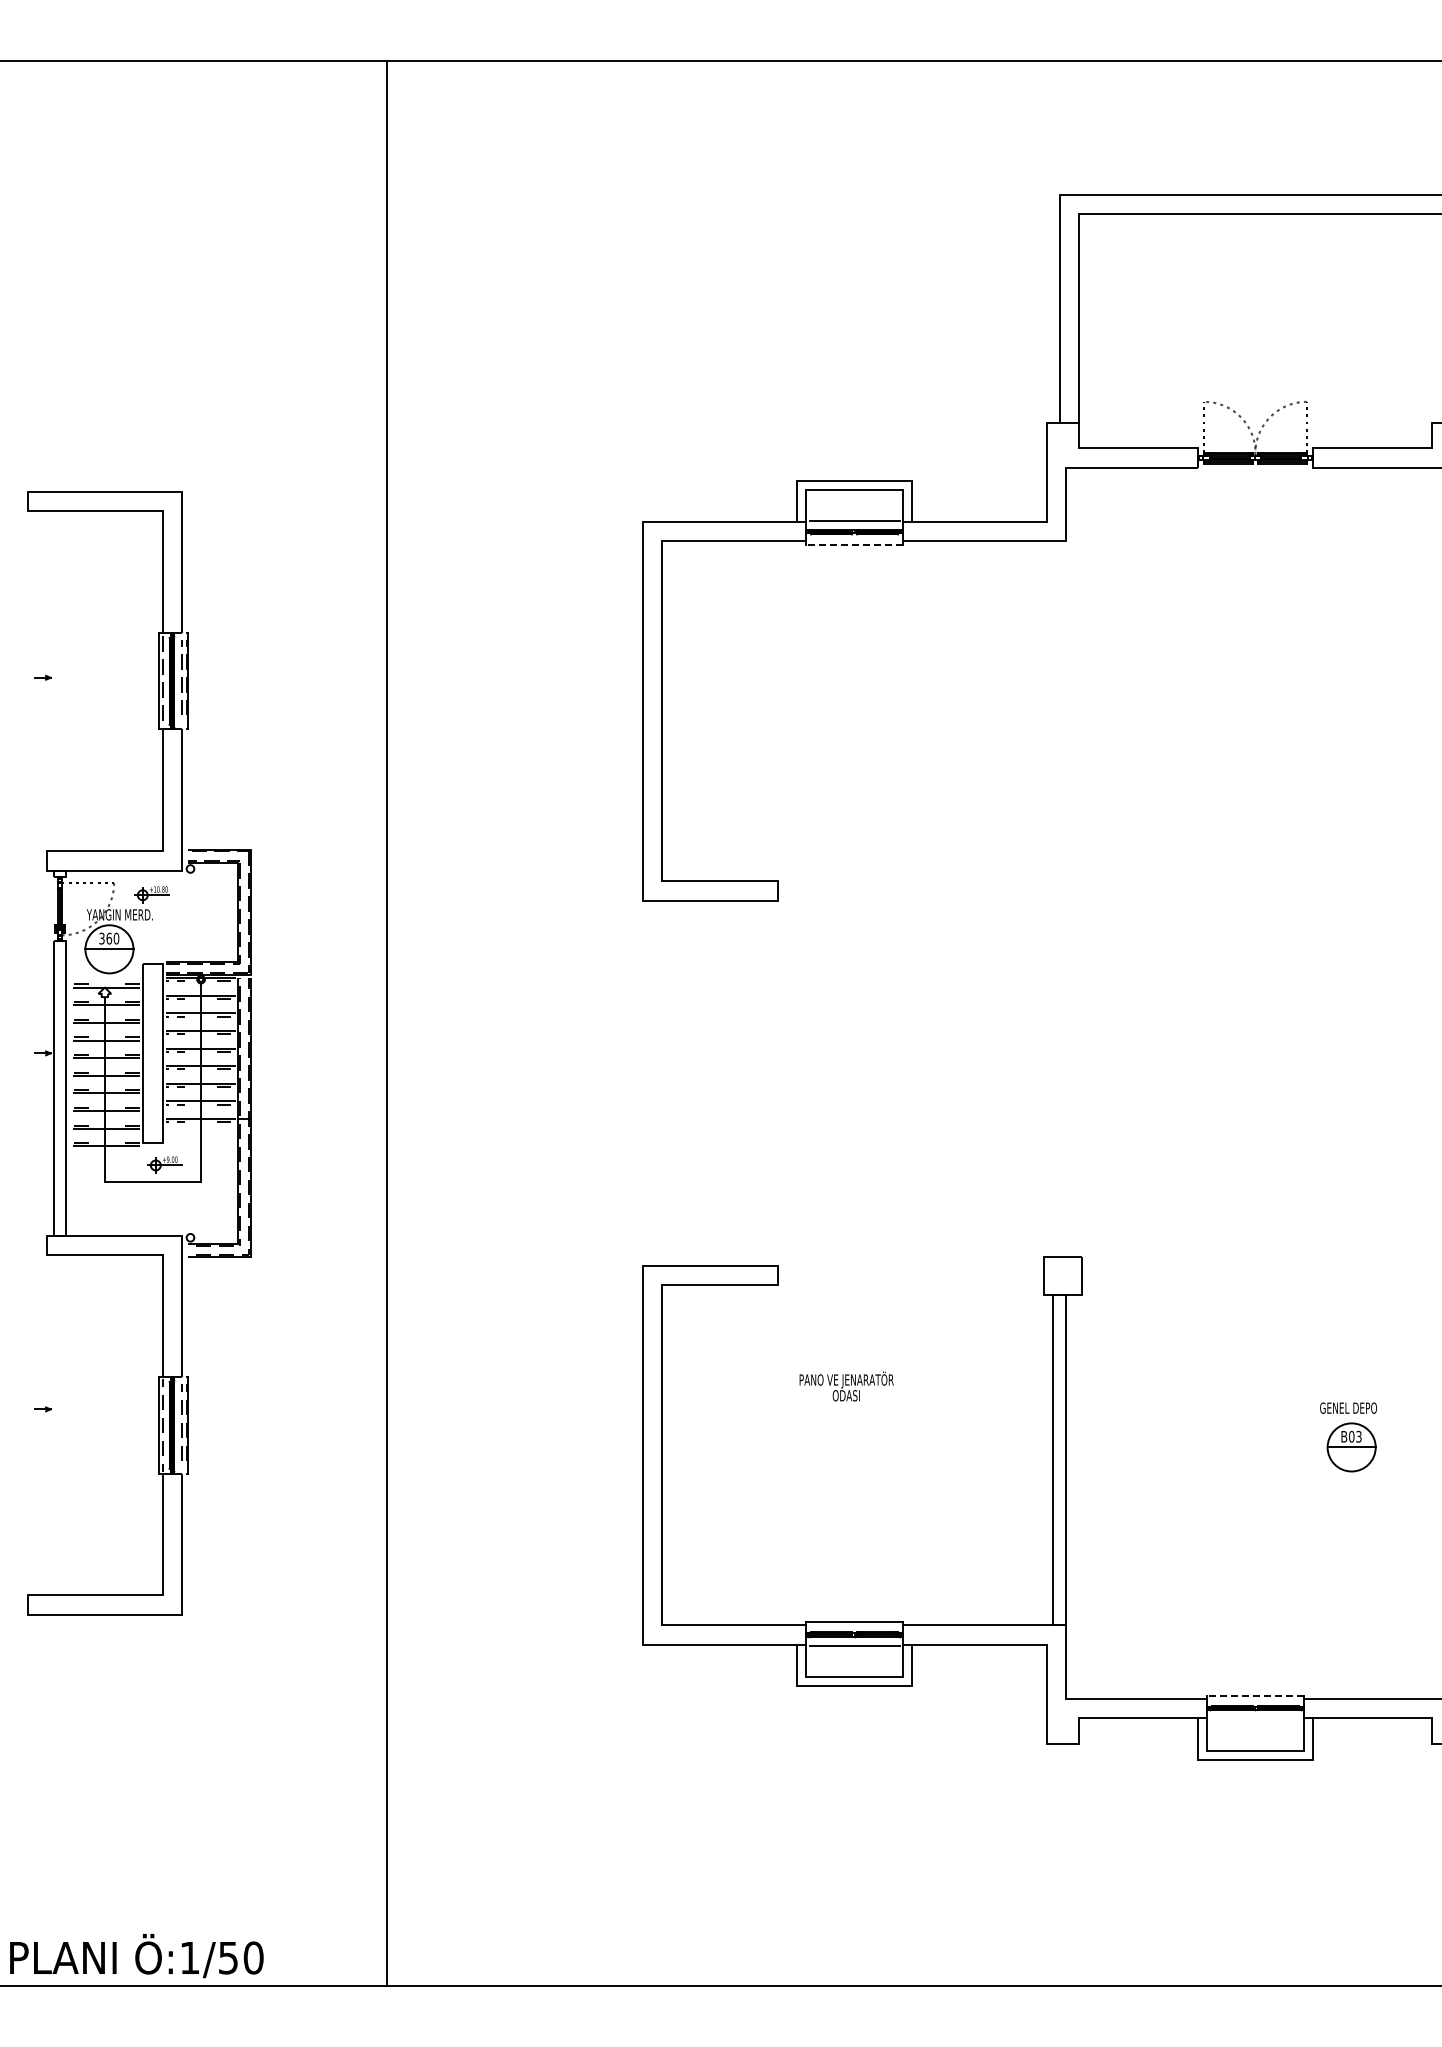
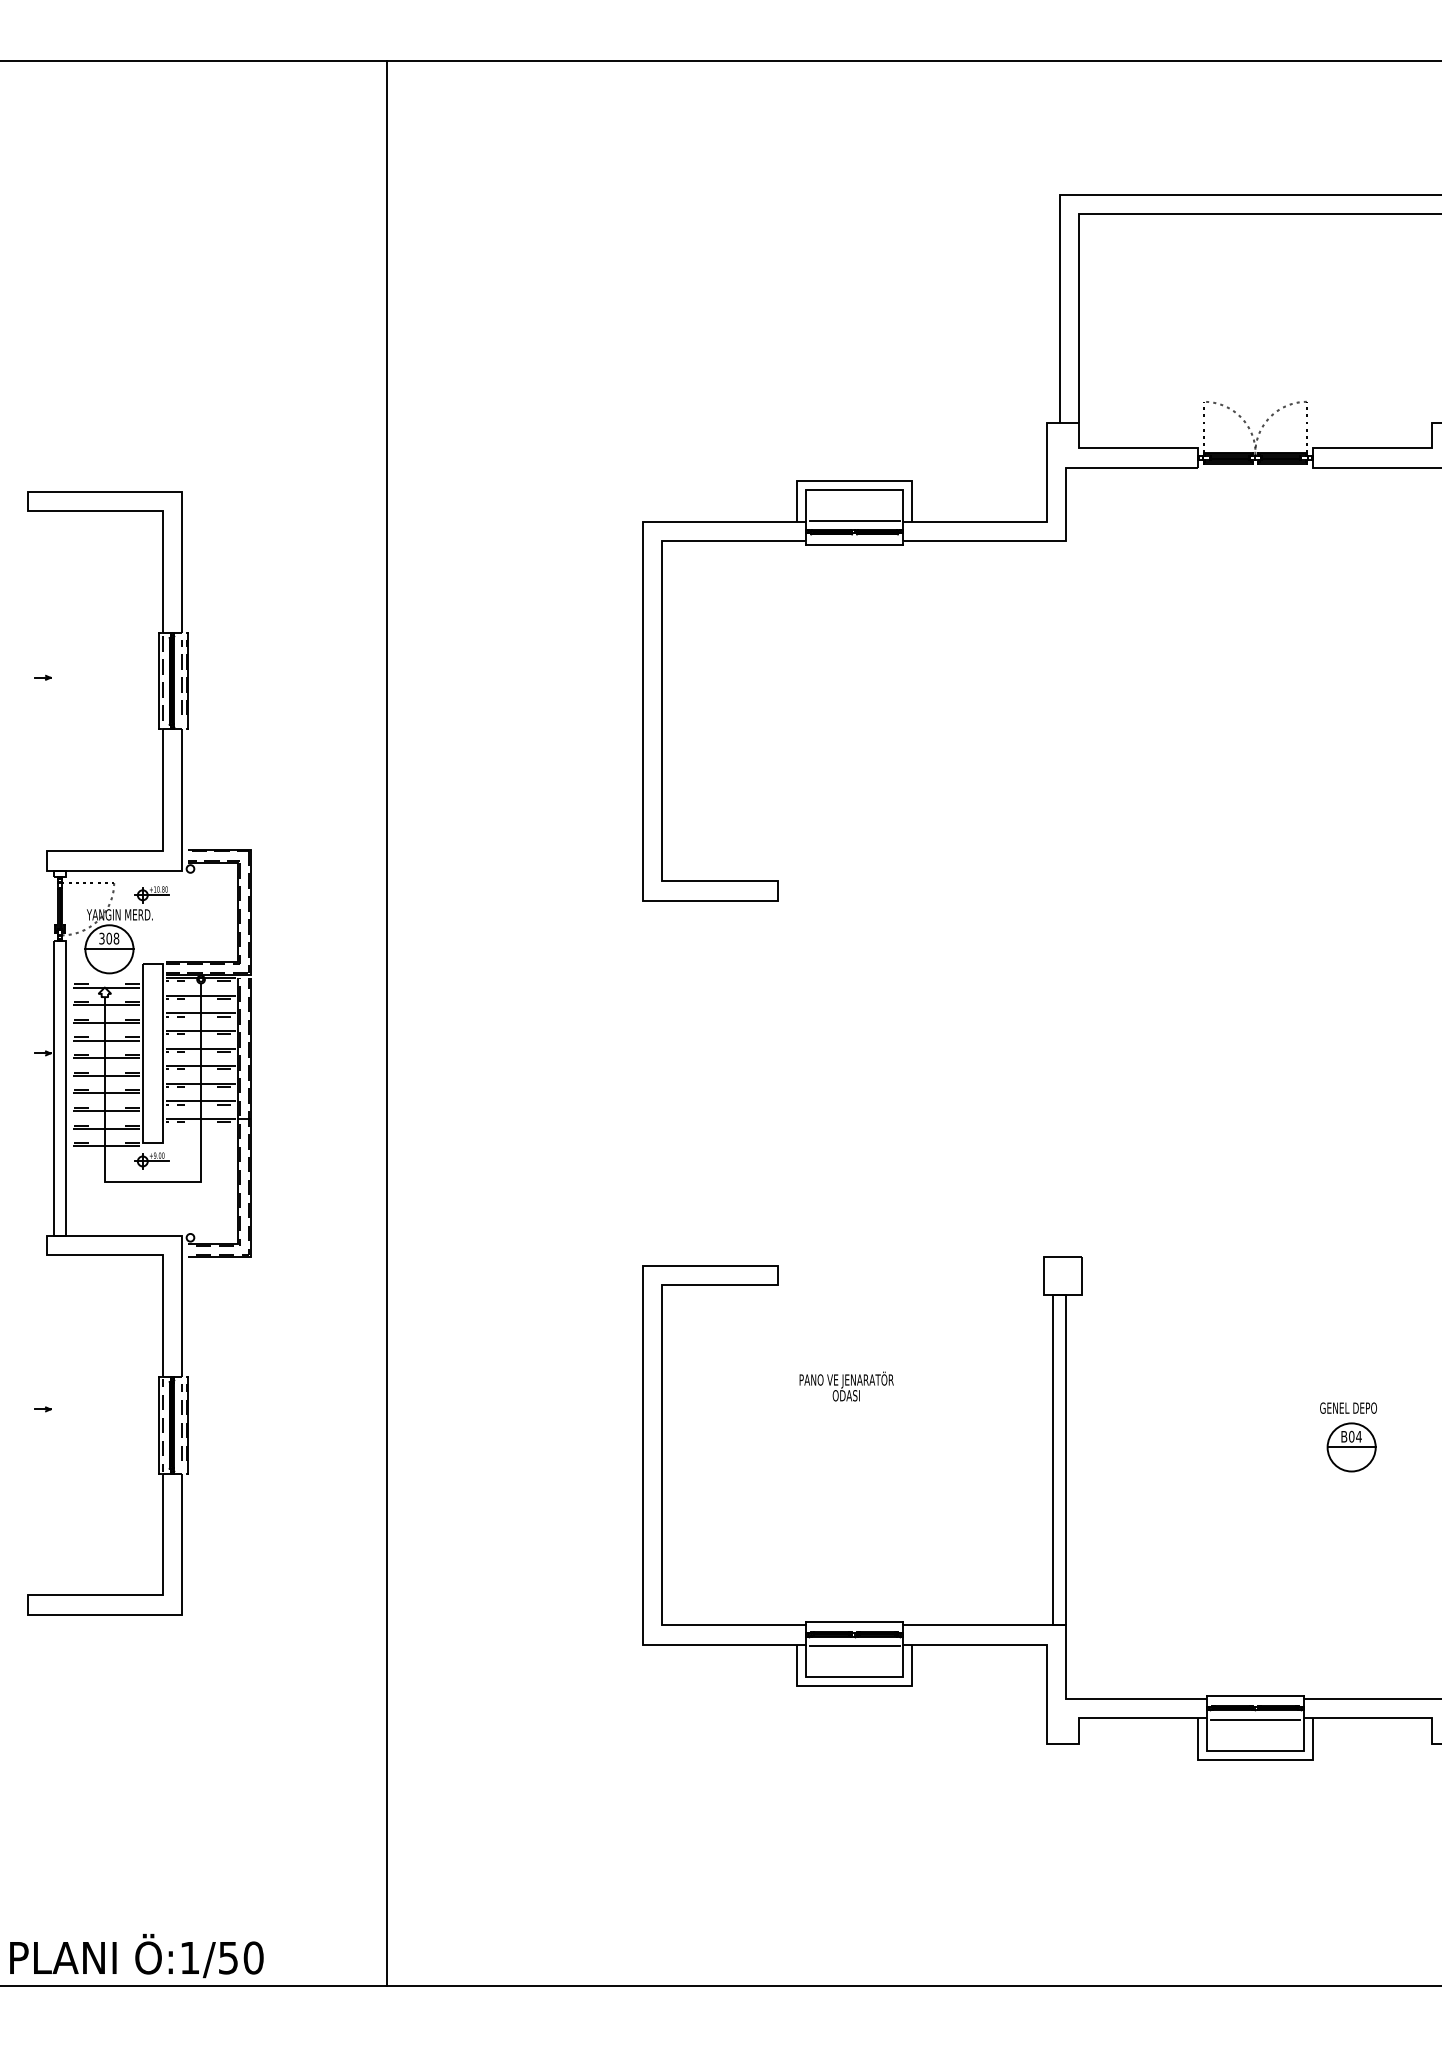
line: dashed -> solid (854, 544)
text: 360 -> 308 (112, 938)
part position: (164, 1164) -> (151, 1160) (151, 1160)
text: B03 -> B04 (1358, 1436)
line: dashed -> solid (1254, 1695)
line: none -> present (1255, 1720)
